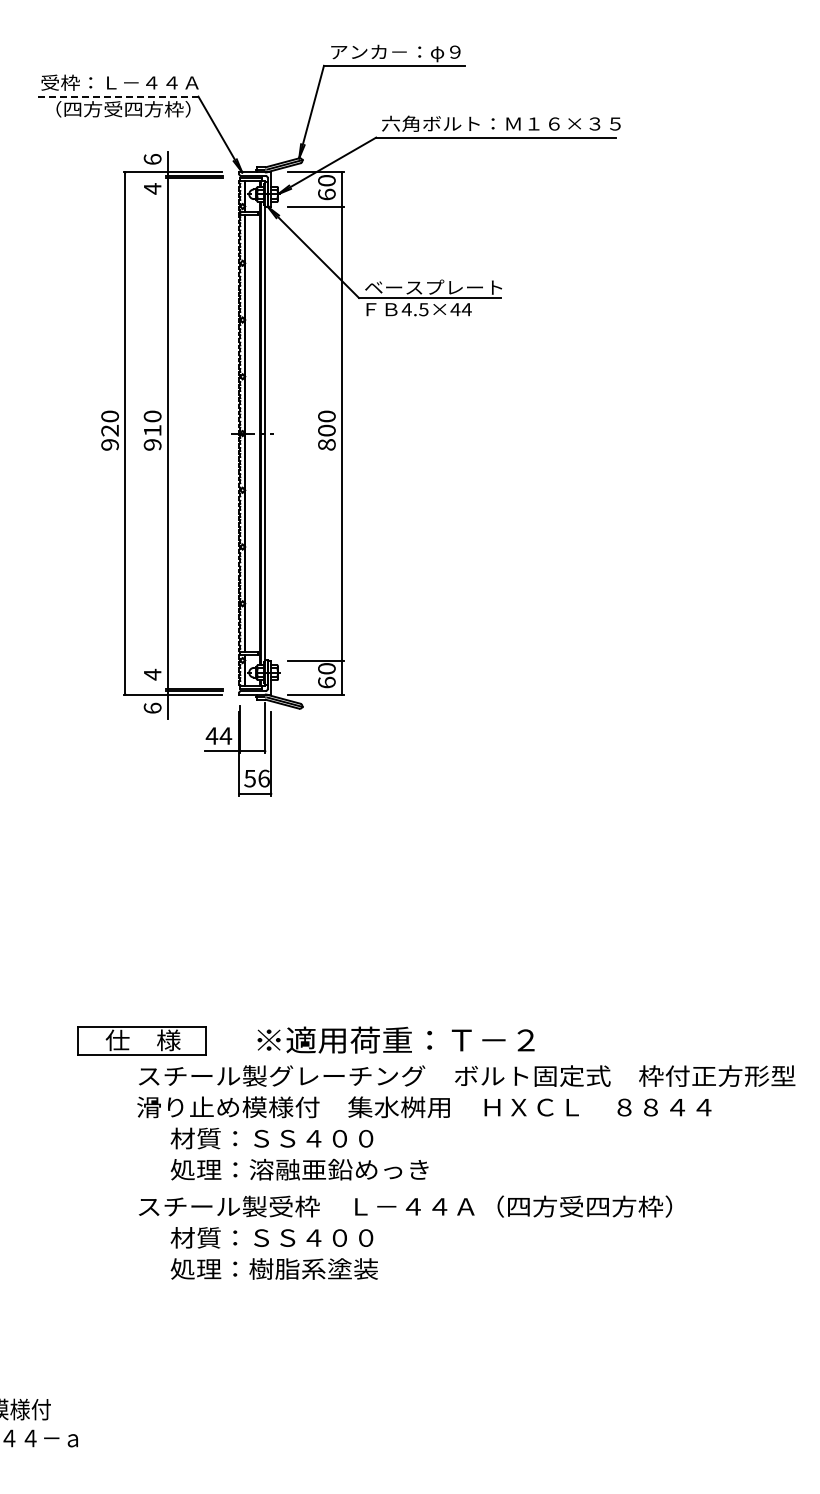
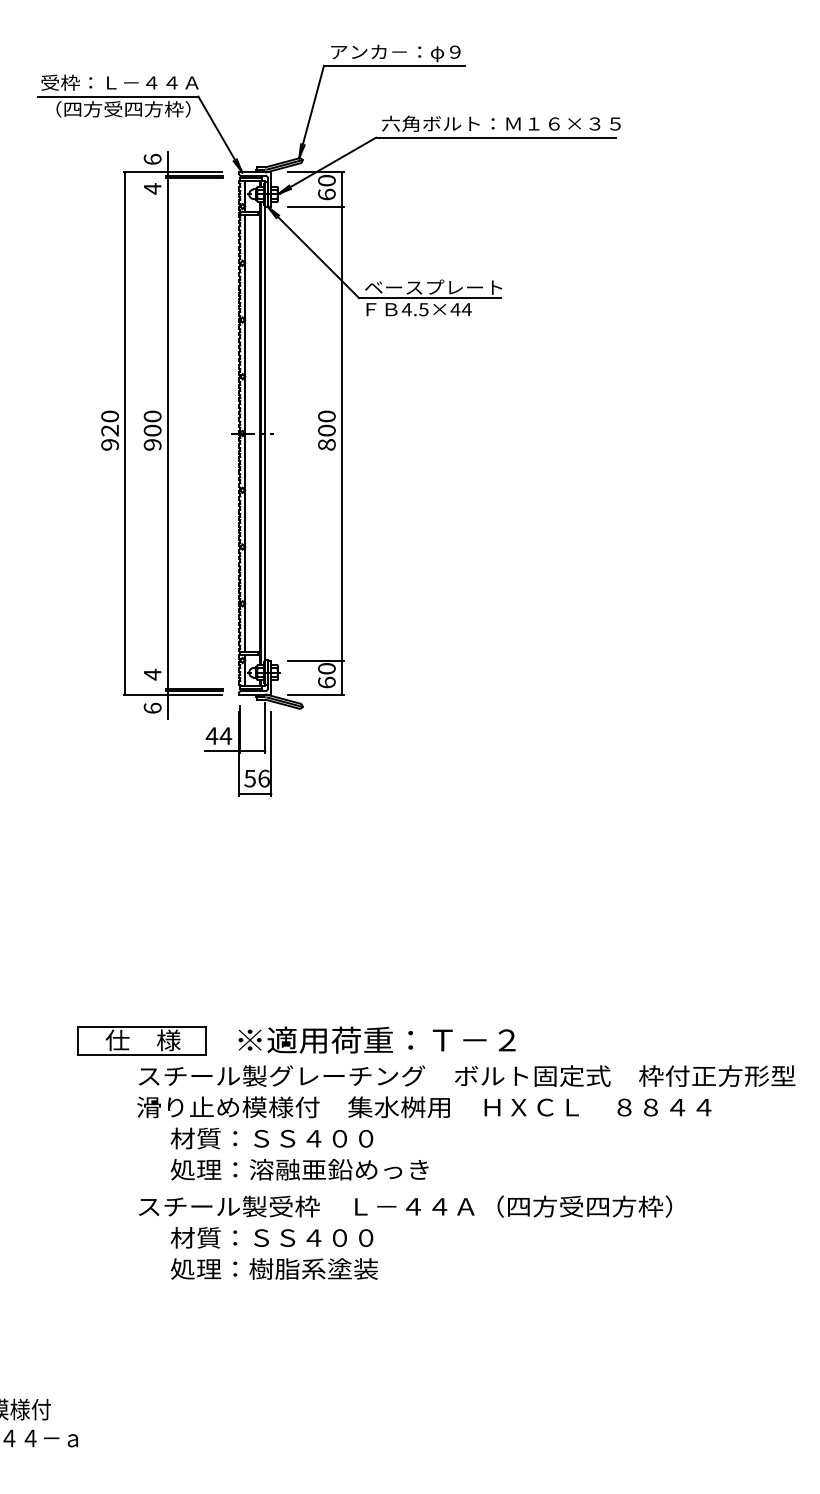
line: dashed -> solid (118, 96)
text: 910 -> 900 (152, 430)
text position: (395, 1039) -> (376, 1039) (376, 1039)
